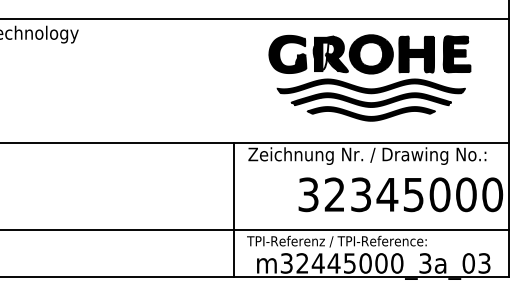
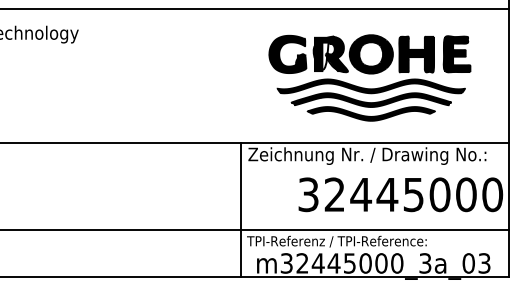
line position: (255, 18) -> (255, 8) (255, 8)
text: 32345000 -> 32445000 (361, 194)
line position: (234, 209) -> (241, 209) (241, 209)
